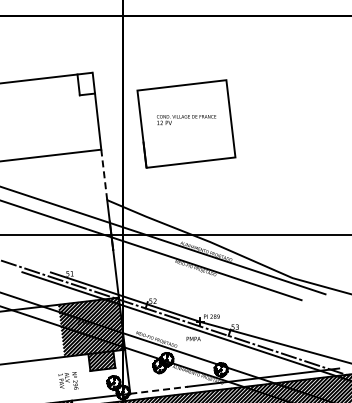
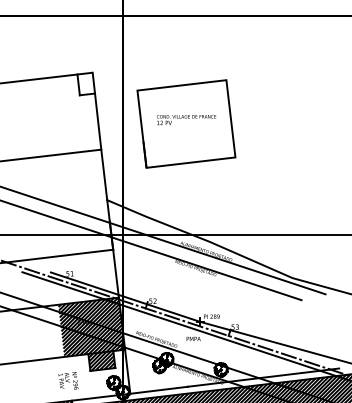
line: dashed -> solid (104, 174)
line: none -> present (57, 255)
line: dashed -> solid (159, 390)
